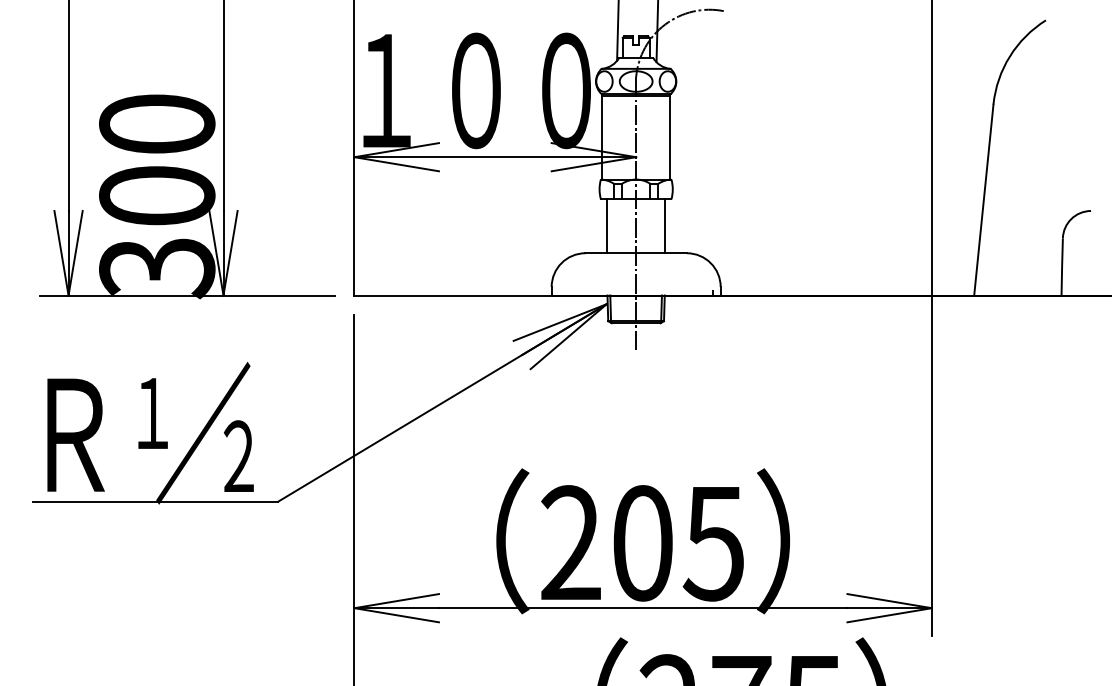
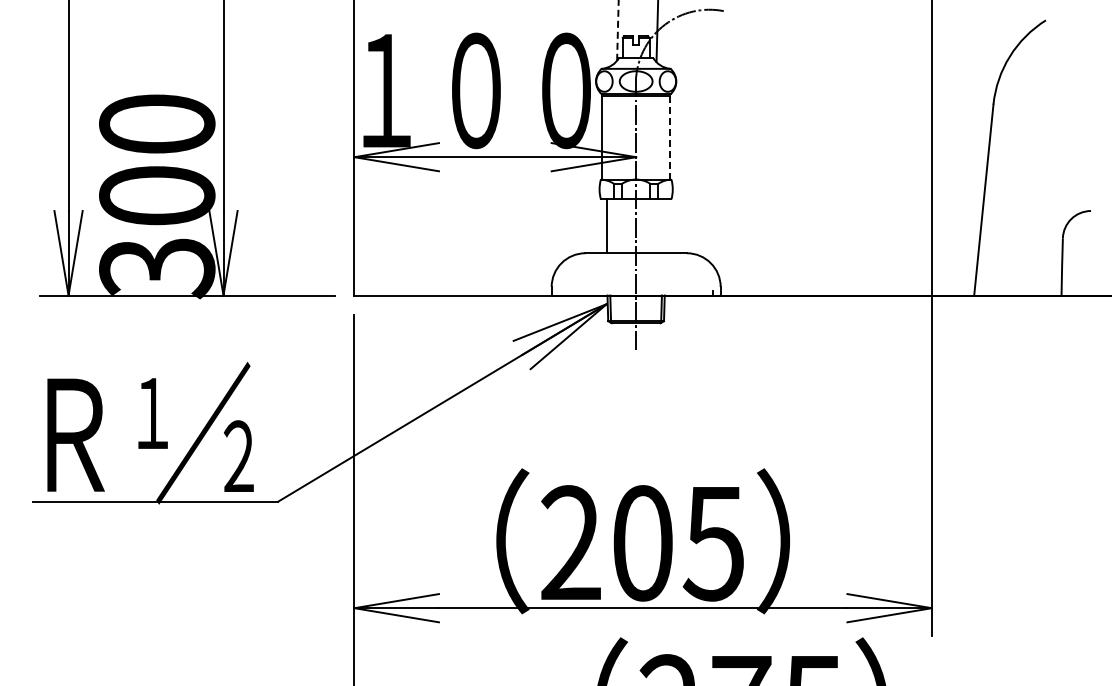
line: solid -> dashed (617, 30)
line: solid -> dashed (669, 136)
line: present -> none (665, 226)
